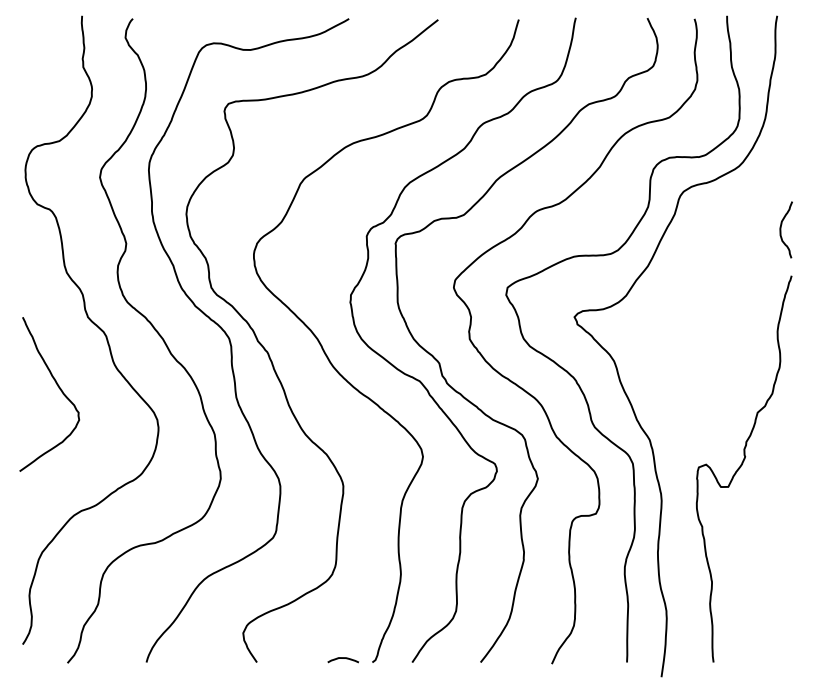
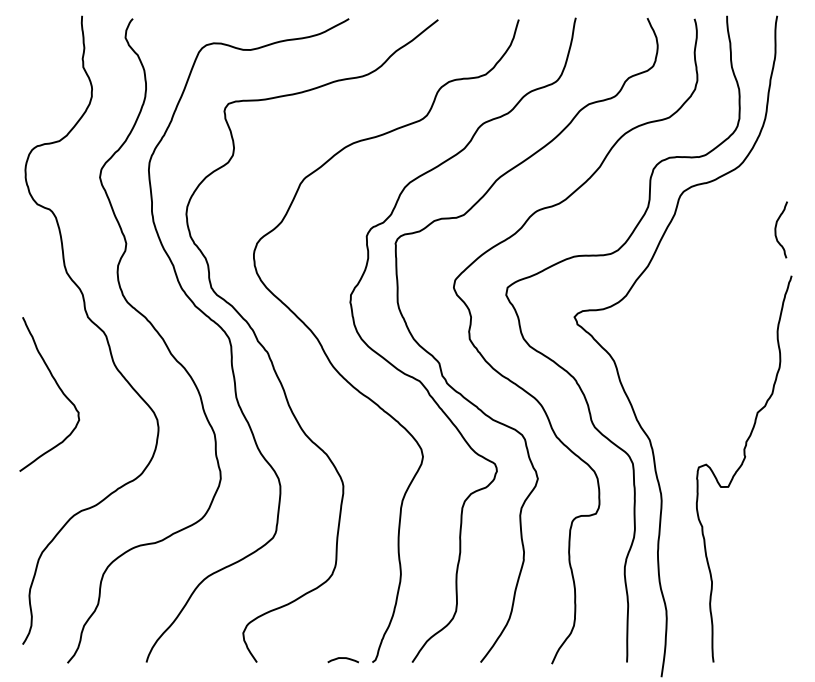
curve position: (781, 229) -> (776, 229) (776, 229)
